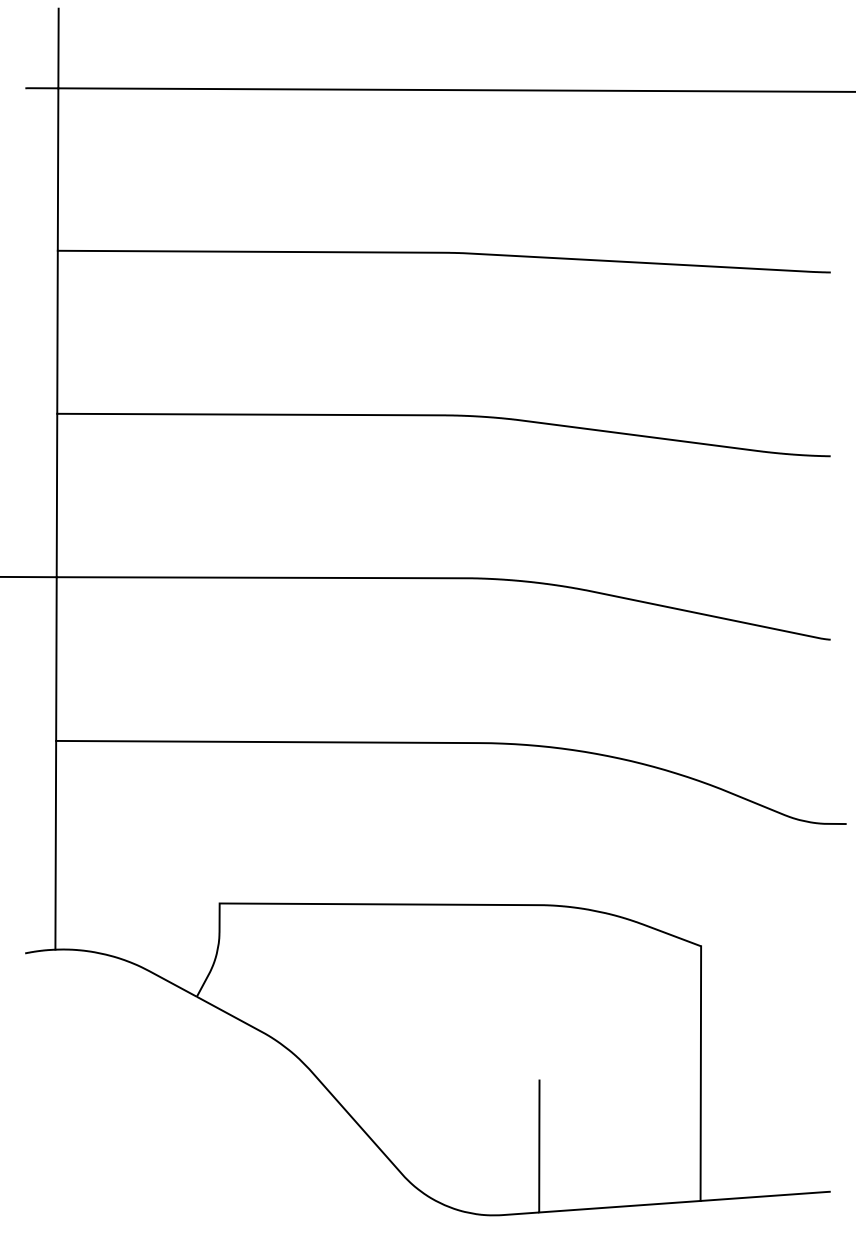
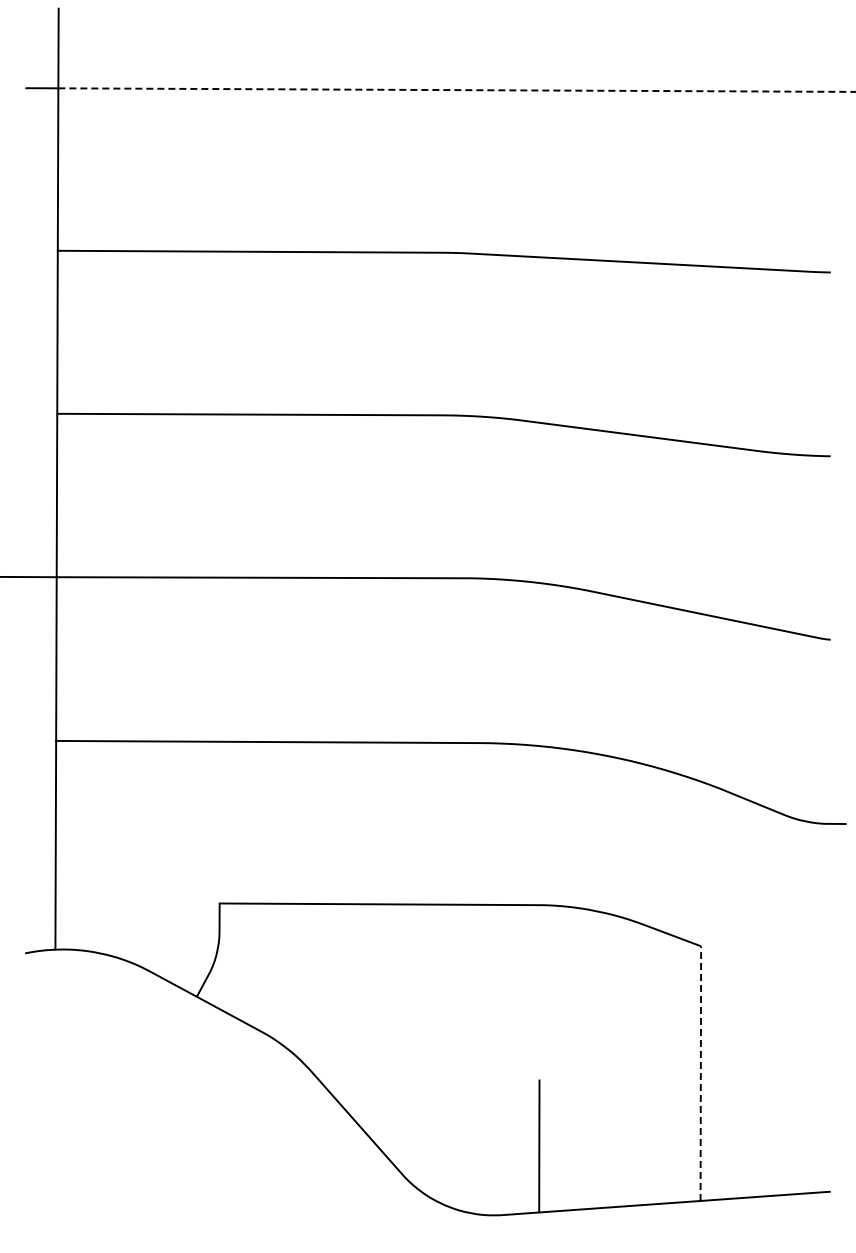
line: solid -> dashed (457, 90)
line: solid -> dashed (700, 1073)
